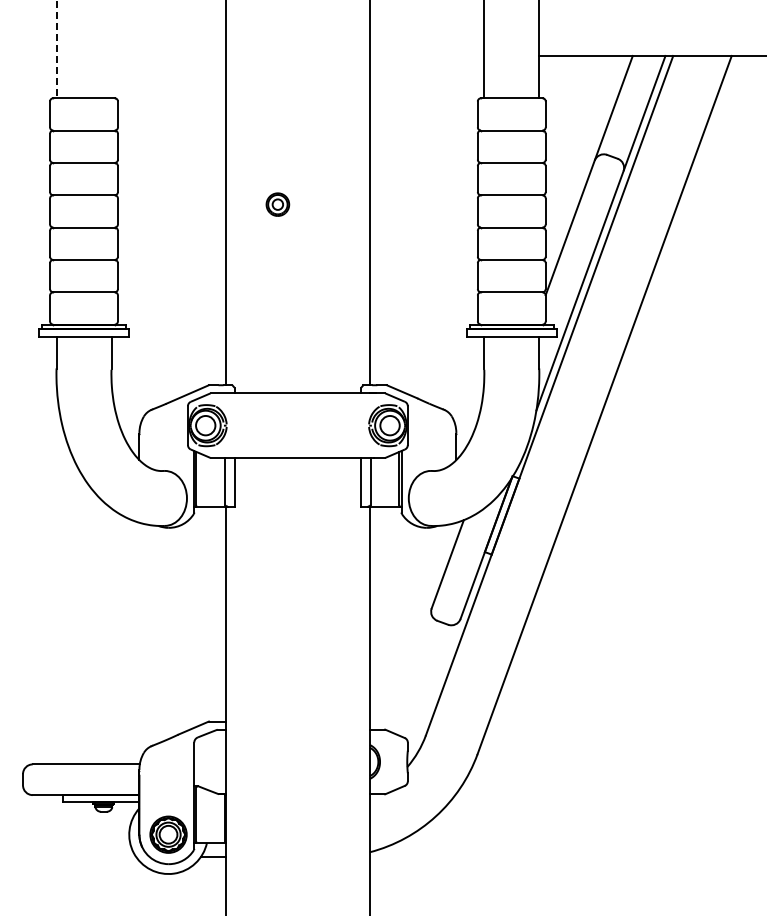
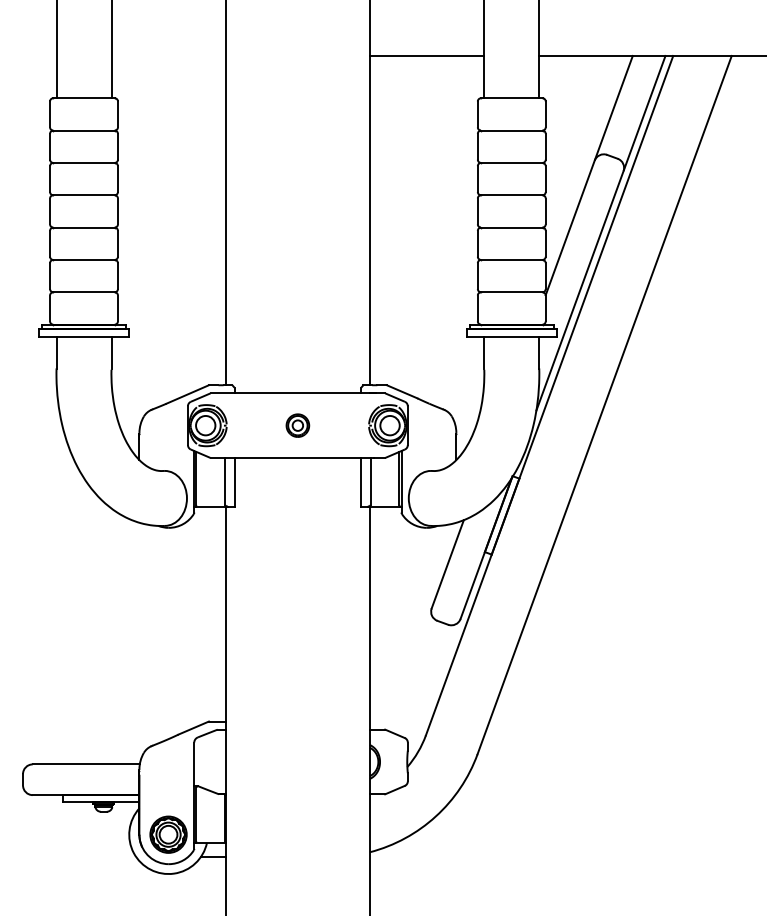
line: dashed -> solid (56, 49)
line: none -> present (111, 50)
line: none -> present (426, 55)
part position: (277, 204) -> (297, 425) (297, 425)
